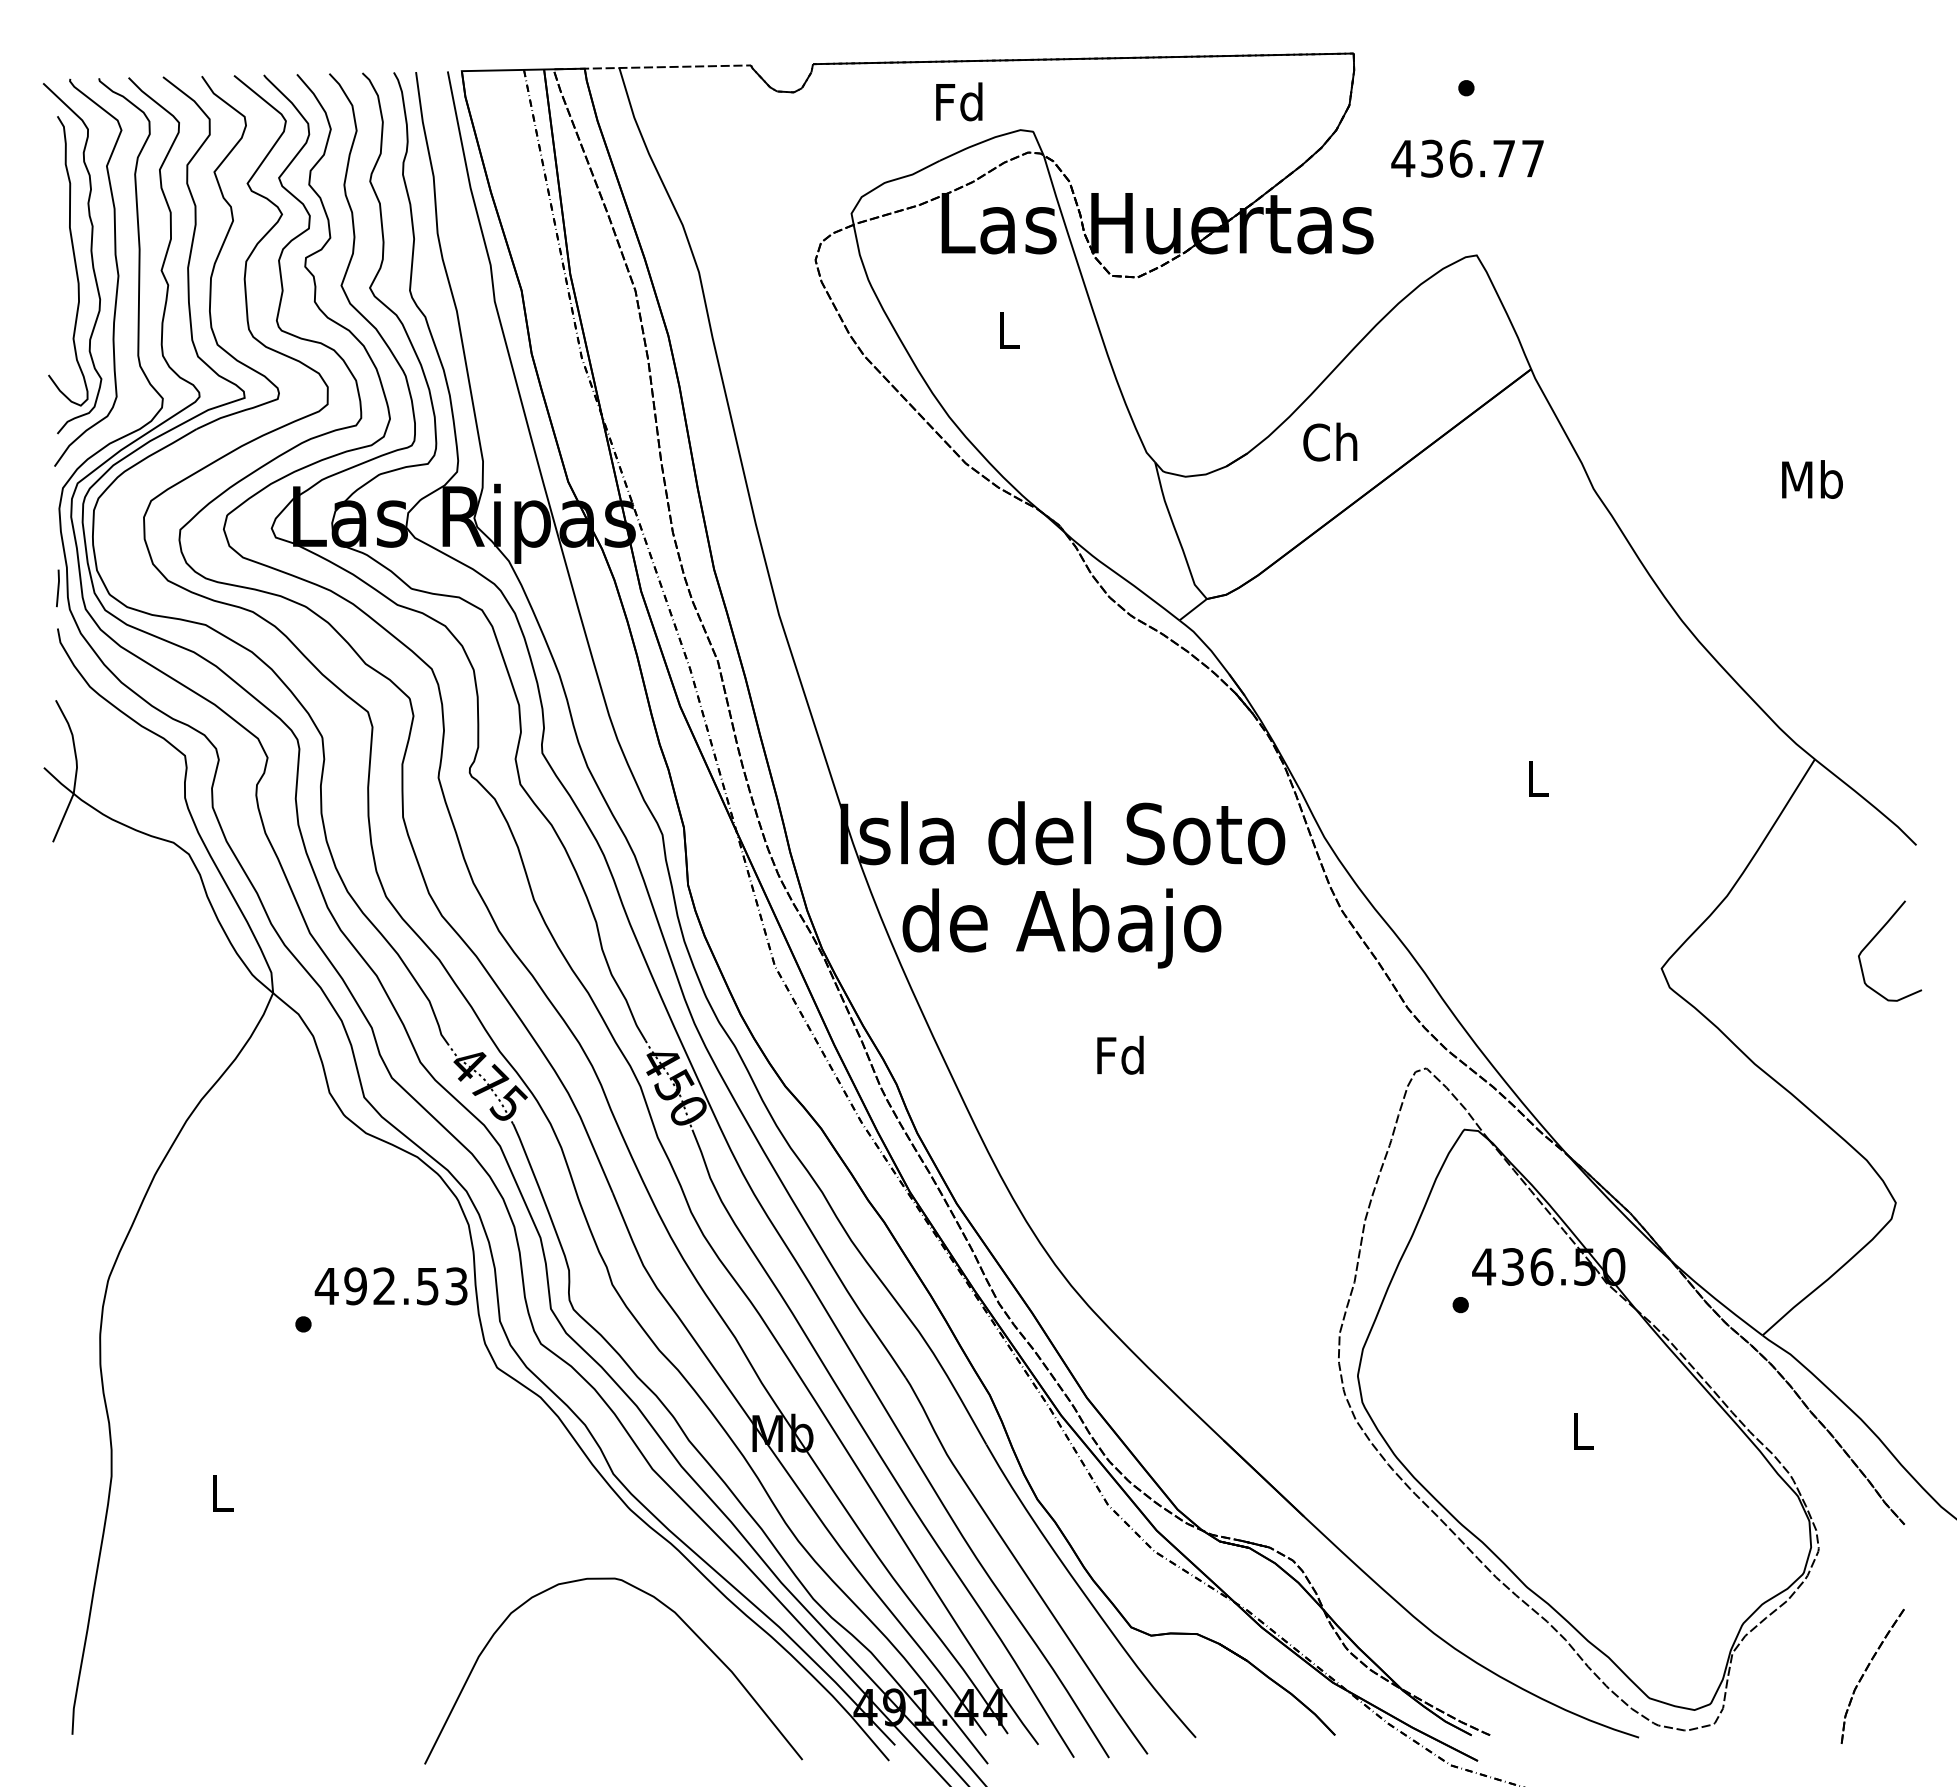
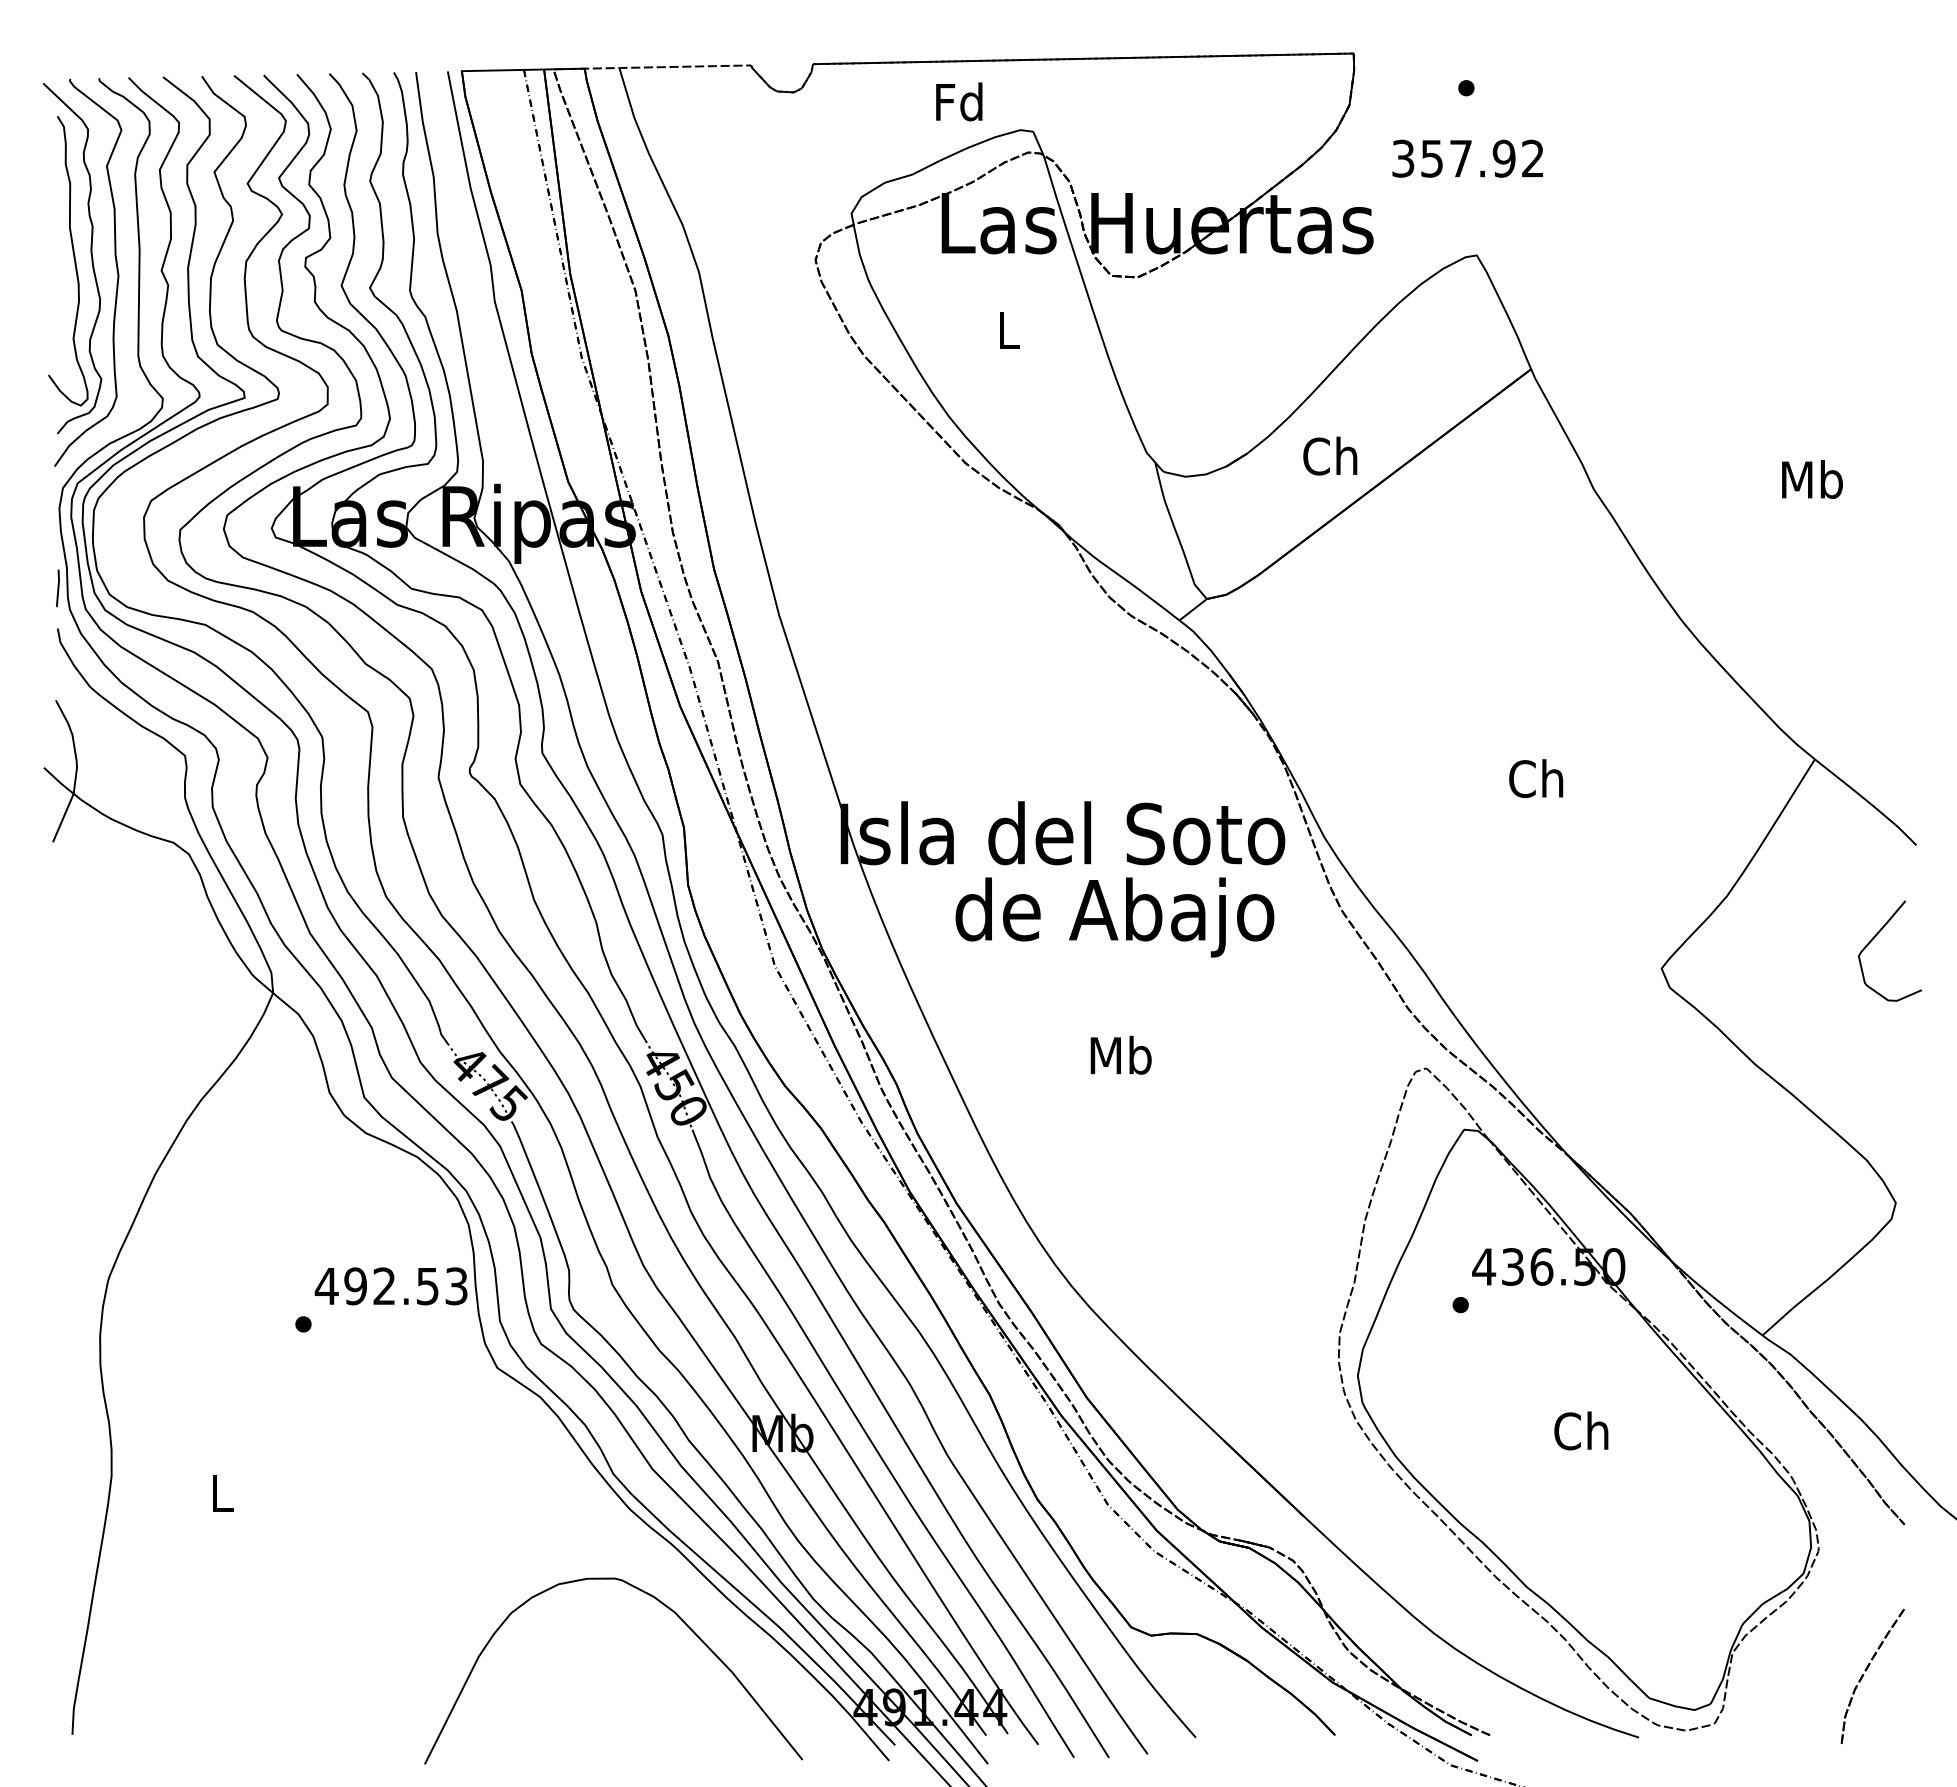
text: 436.77 -> 357.92 (1467, 158)
text position: (1330, 441) -> (1330, 455) (1330, 455)
text: L -> Ch (1536, 778)
text position: (1061, 928) -> (1114, 917) (1114, 917)
text: Fd -> Mb (1120, 1054)
text: L -> Ch (1581, 1430)
